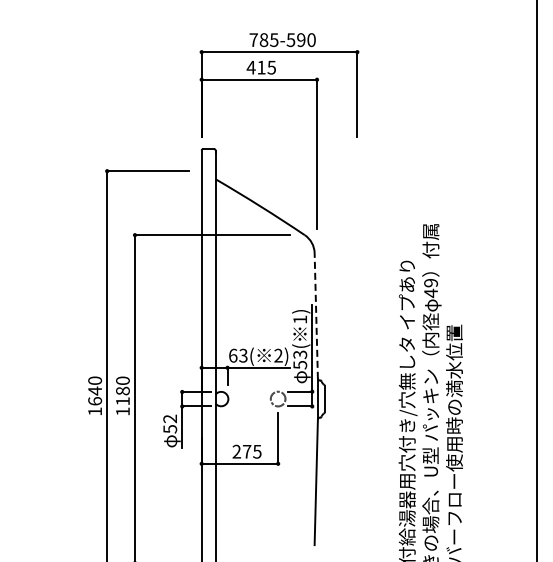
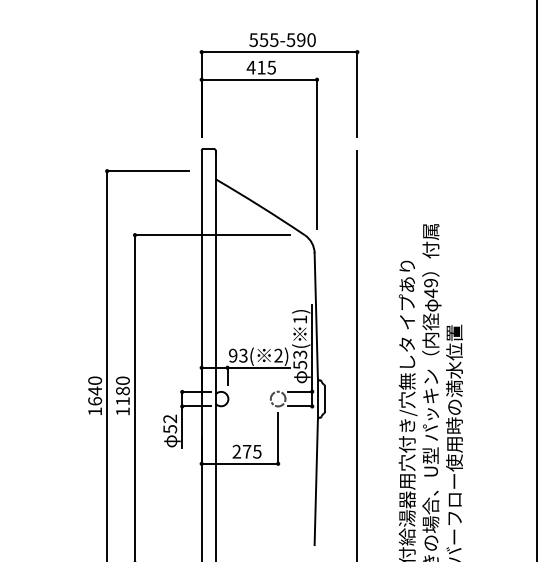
text: 785-590 -> 555-590 (258, 40)
line: dashed -> solid (316, 315)
line: none -> present (357, 354)
text: 63( -> 93( (233, 355)
